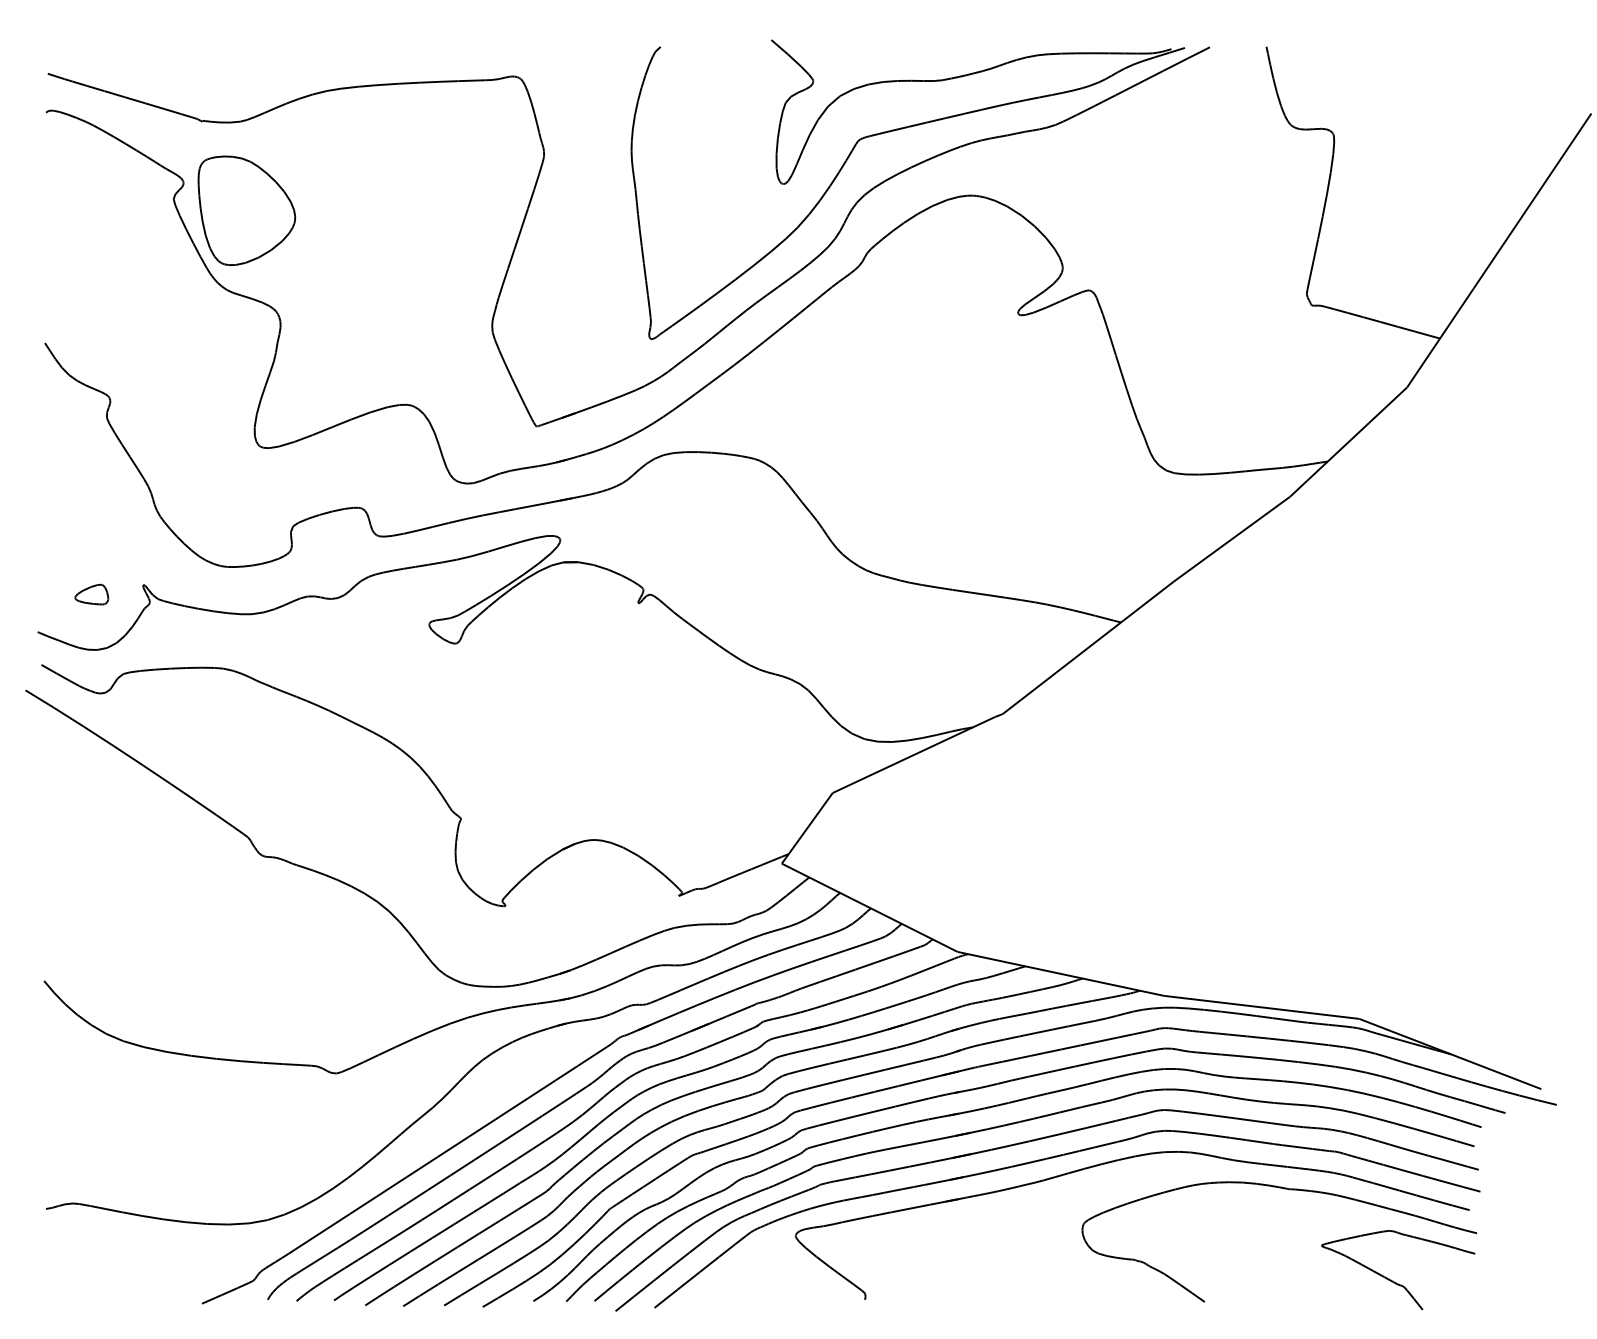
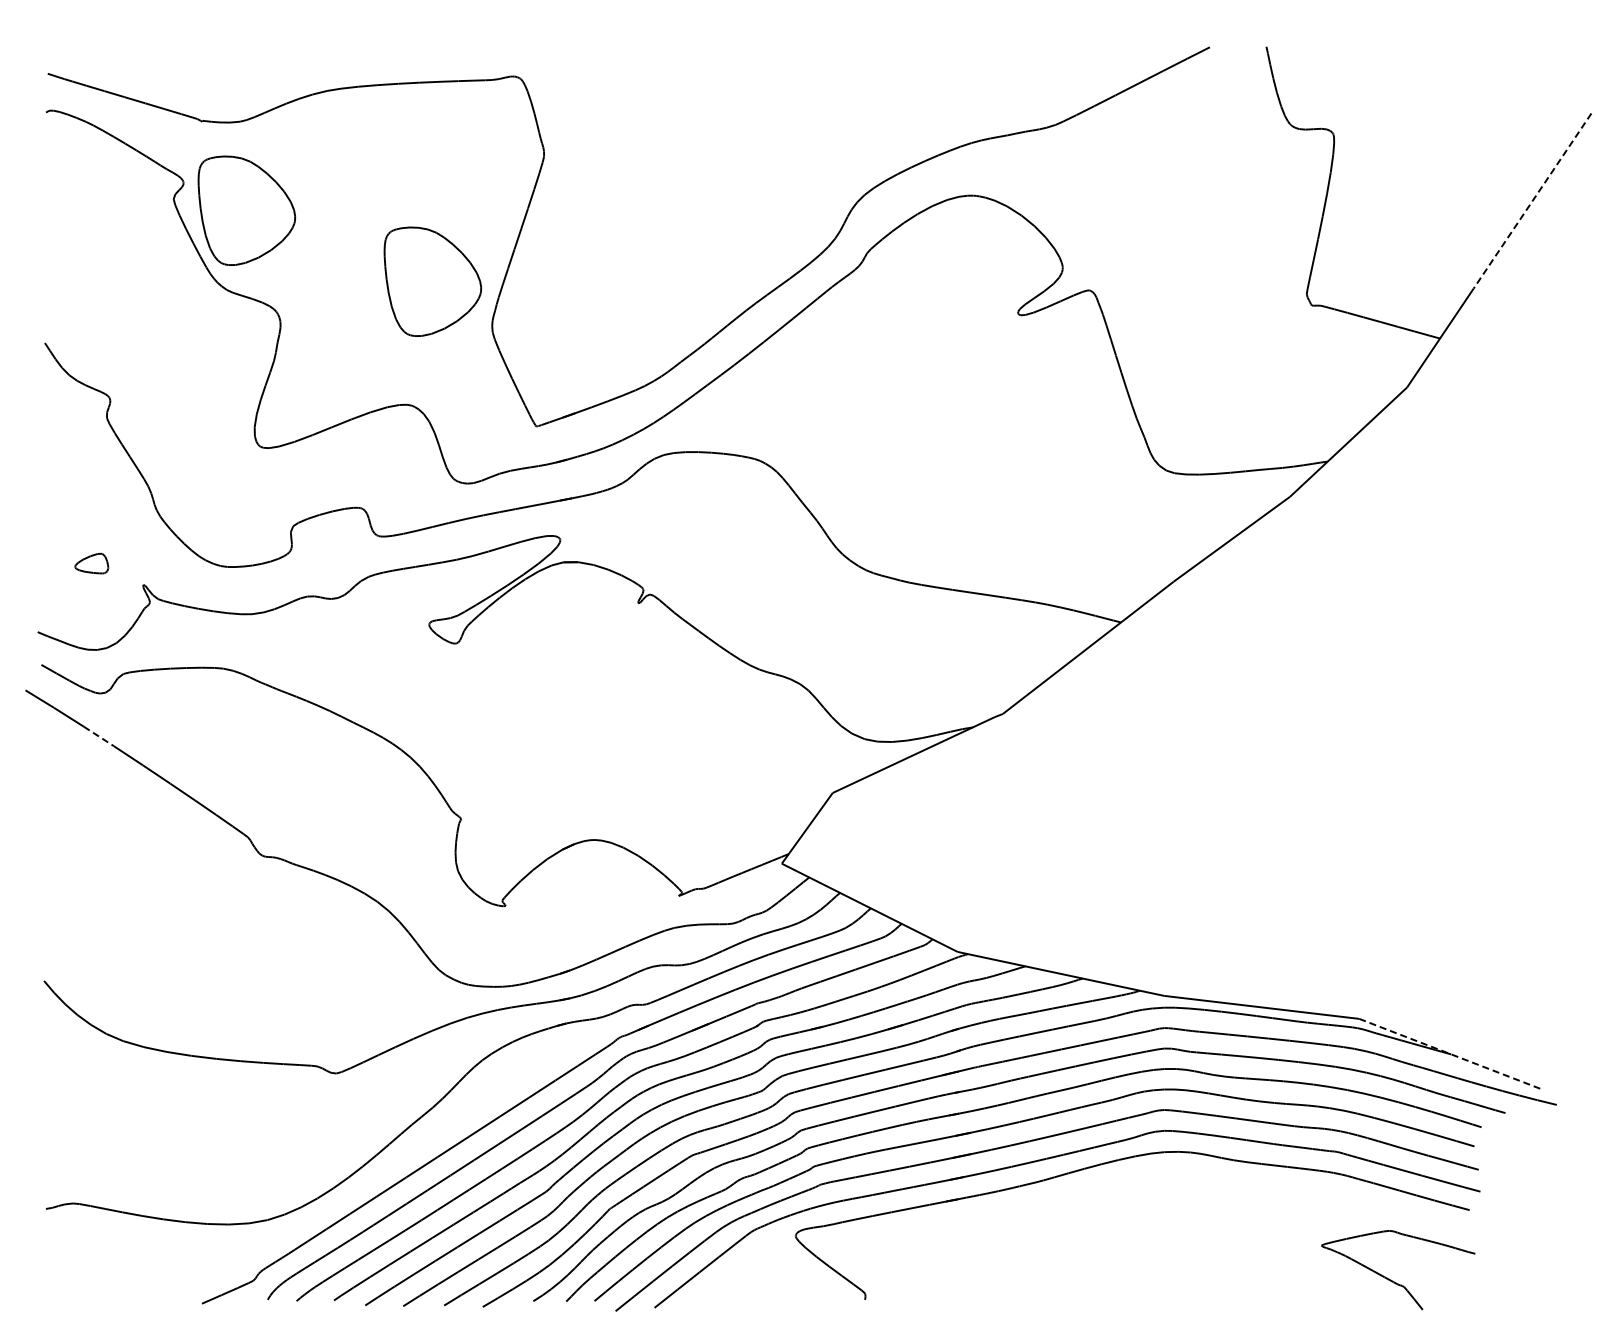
part: present -> none (894, 131)
line: solid -> dashed (1532, 201)
part: none -> present (432, 281)
part position: (91, 594) -> (91, 563) (91, 563)
line: solid -> dashed (98, 736)
line: solid -> dashed (1450, 1054)
part: present -> none (1289, 1190)
